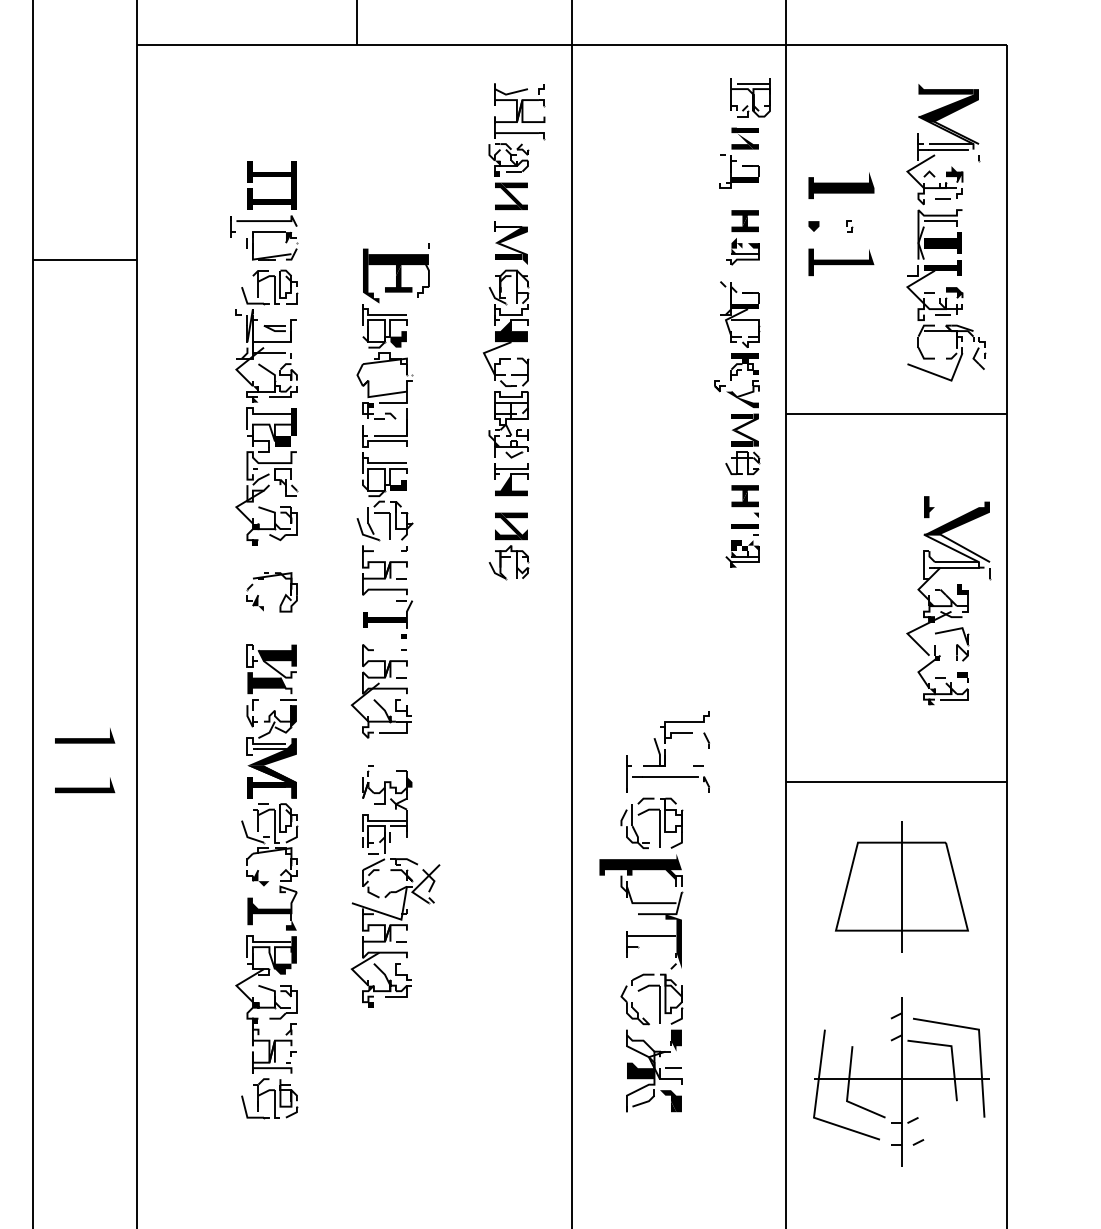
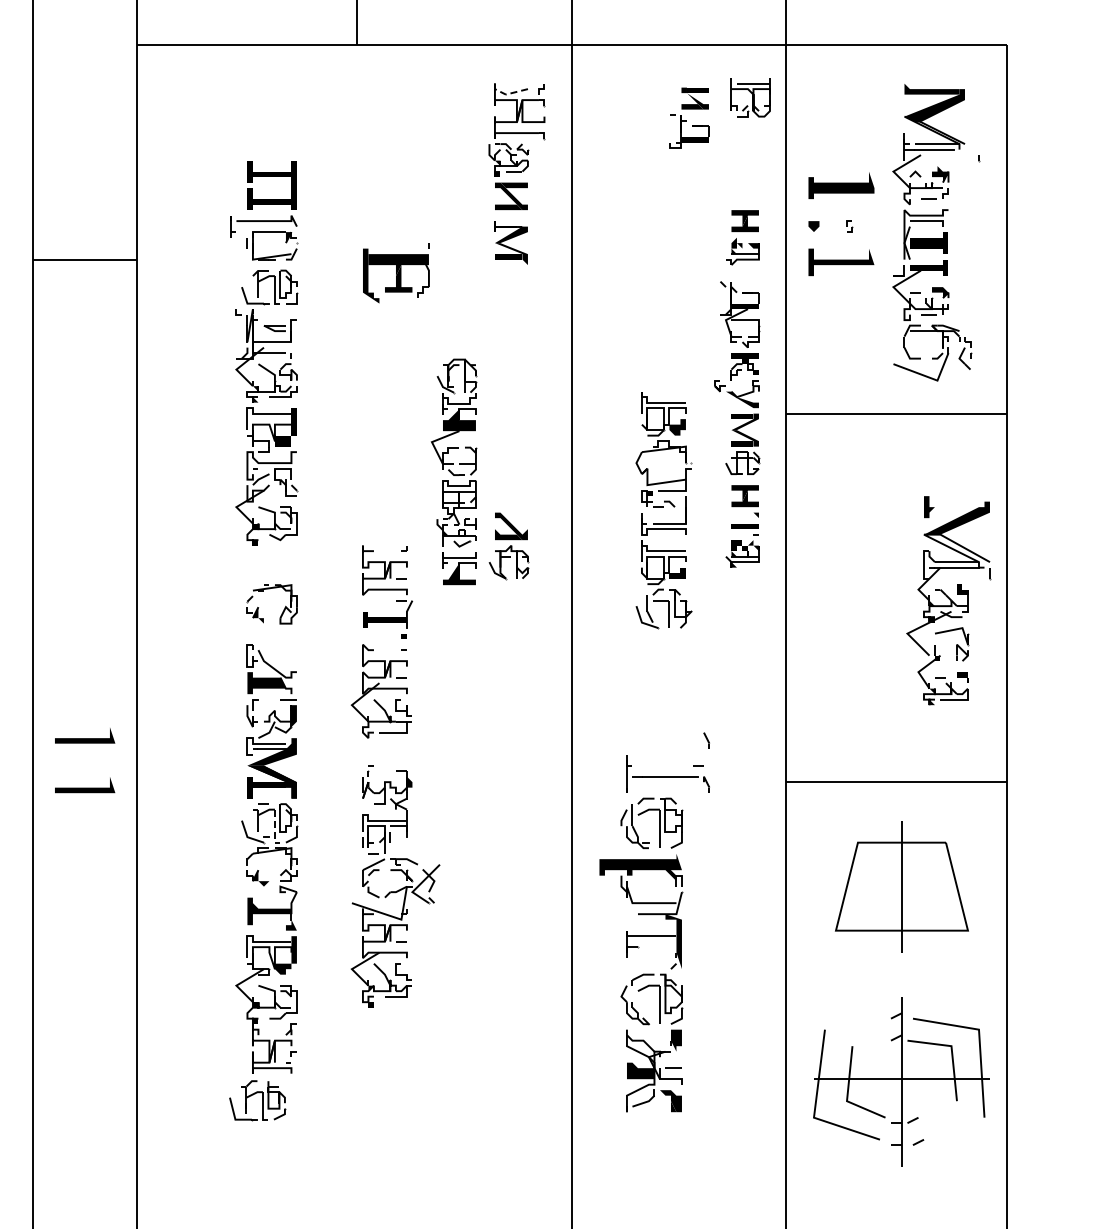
line: solid -> dashed (509, 93)
part position: (739, 157) -> (689, 117) (689, 117)
part position: (946, 232) -> (932, 232) (932, 232)
part position: (505, 382) -> (453, 471) (453, 471)
part position: (384, 422) -> (663, 510) (663, 510)
fill: present -> none (513, 515)
part position: (283, 597) -> (283, 609) (283, 609)
fill: present -> none (277, 655)
part: present -> none (676, 738)
line: solid -> dashed (274, 830)
part position: (269, 1098) -> (257, 1100) (257, 1100)
